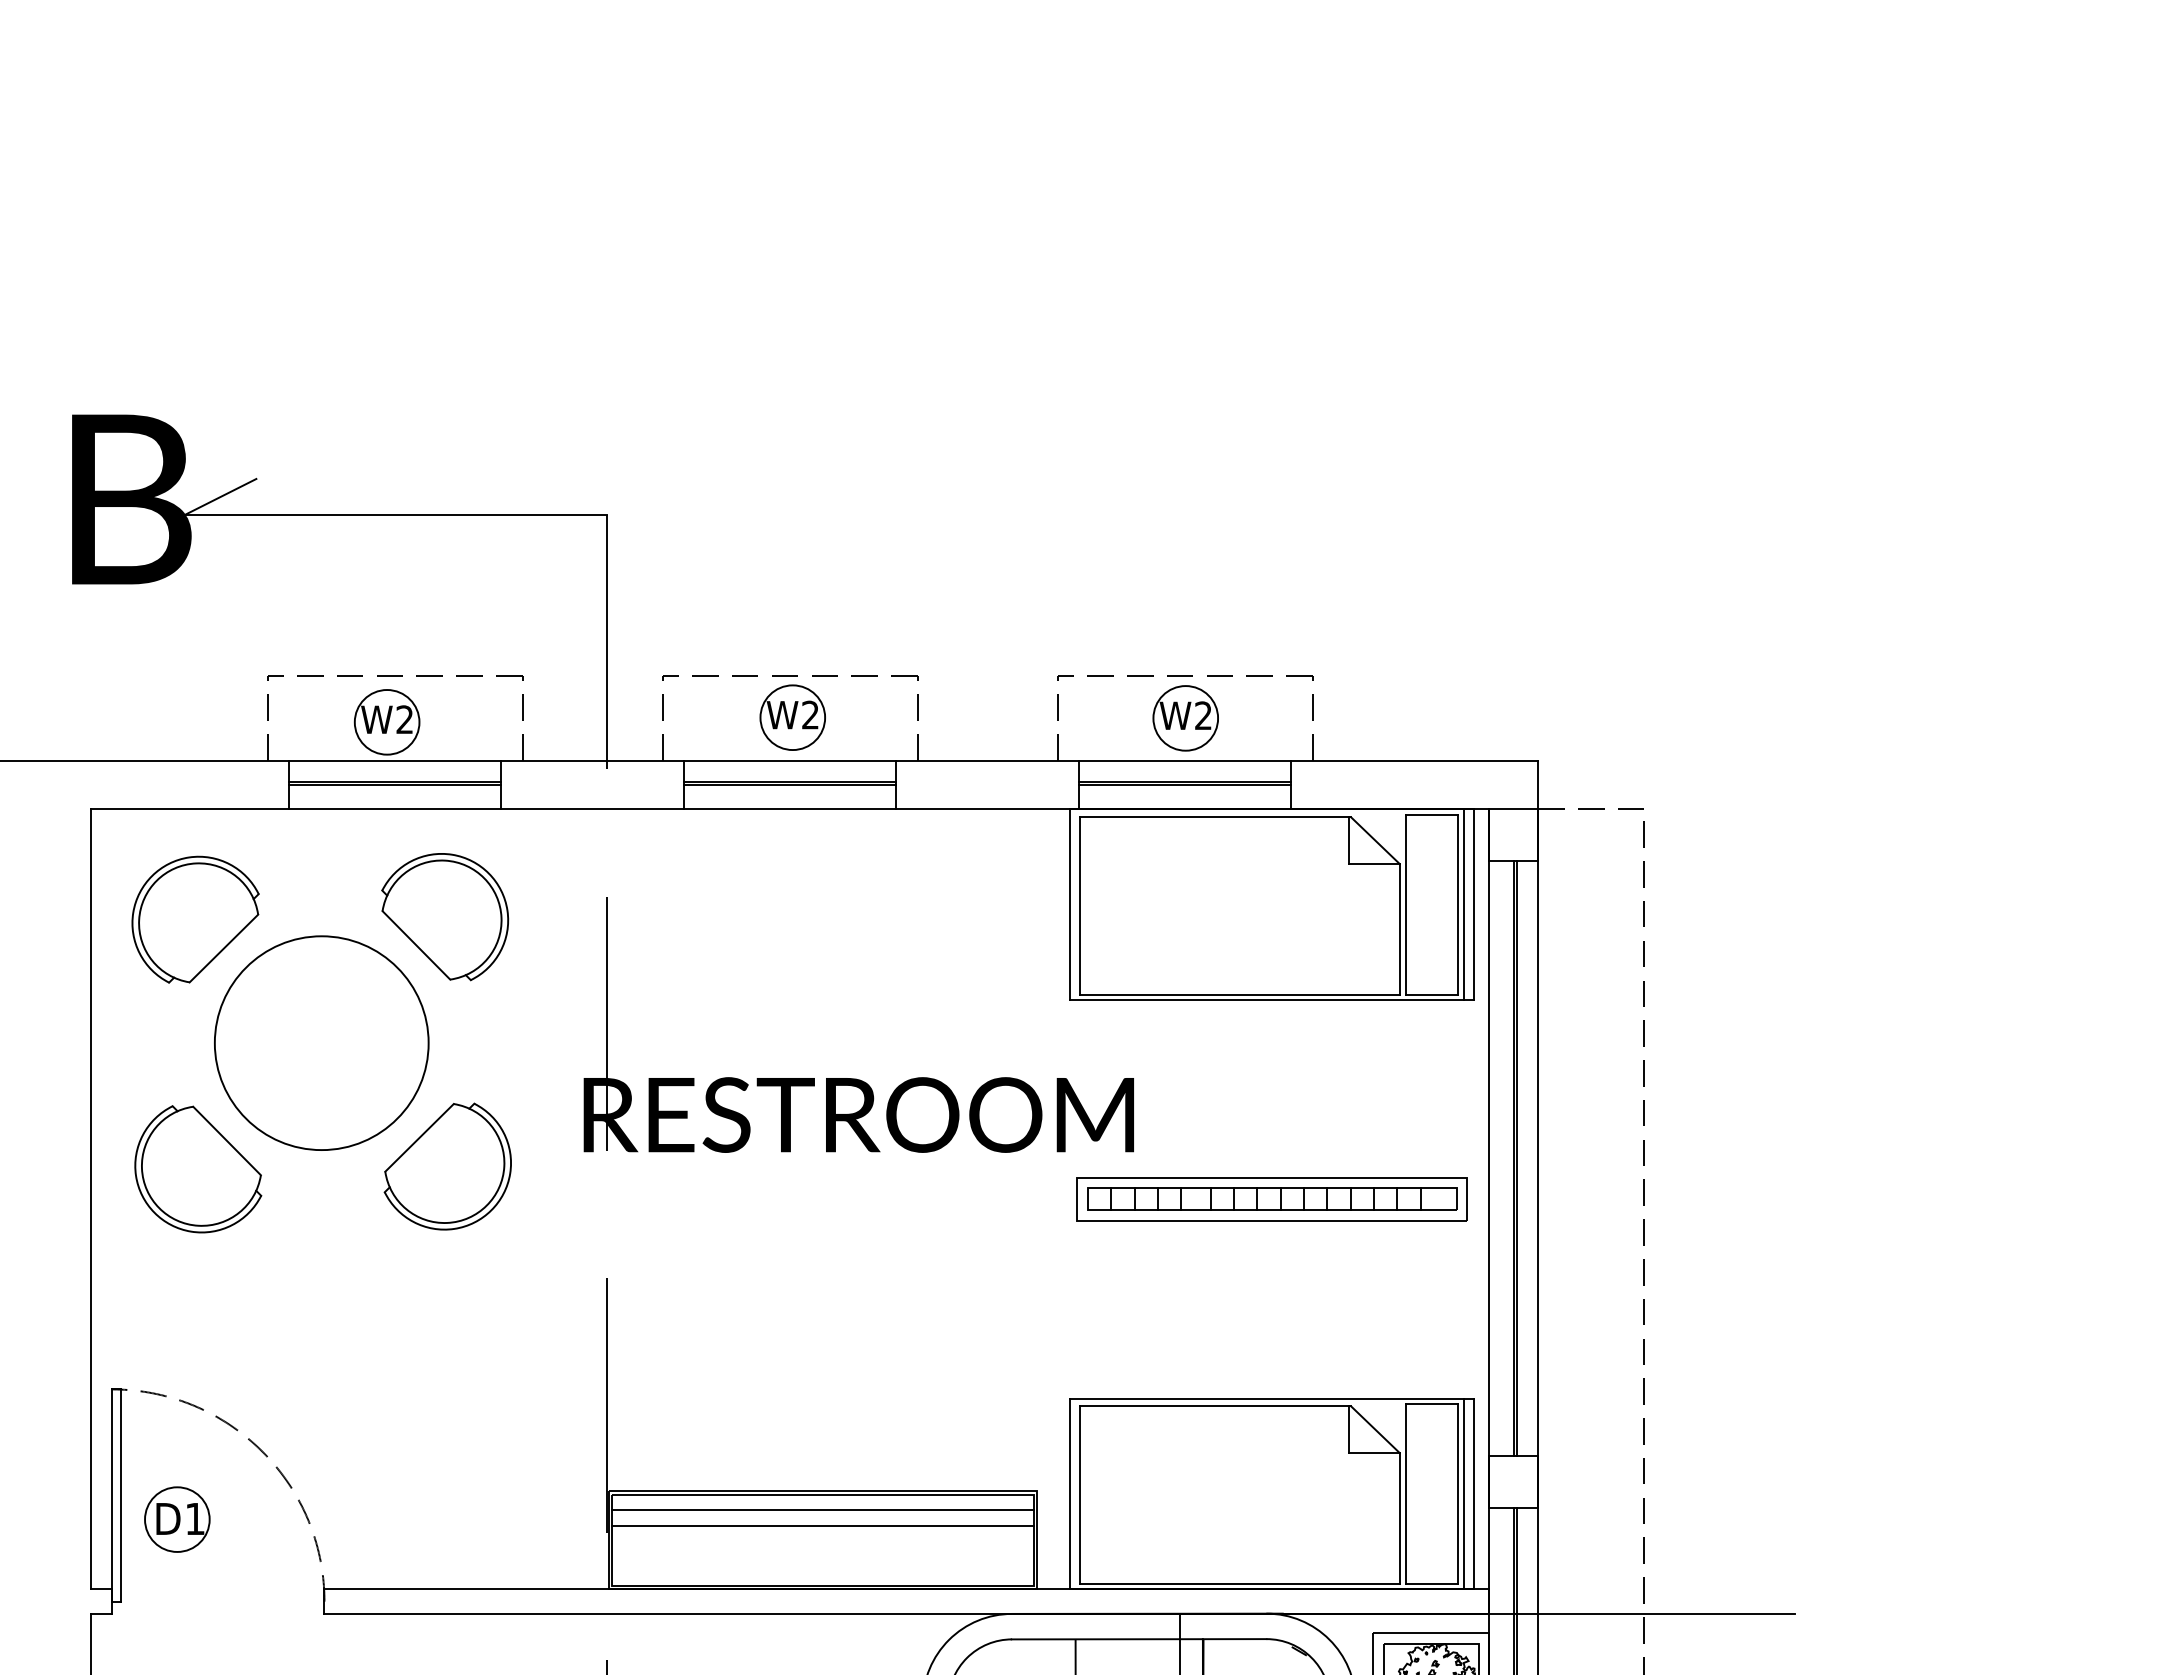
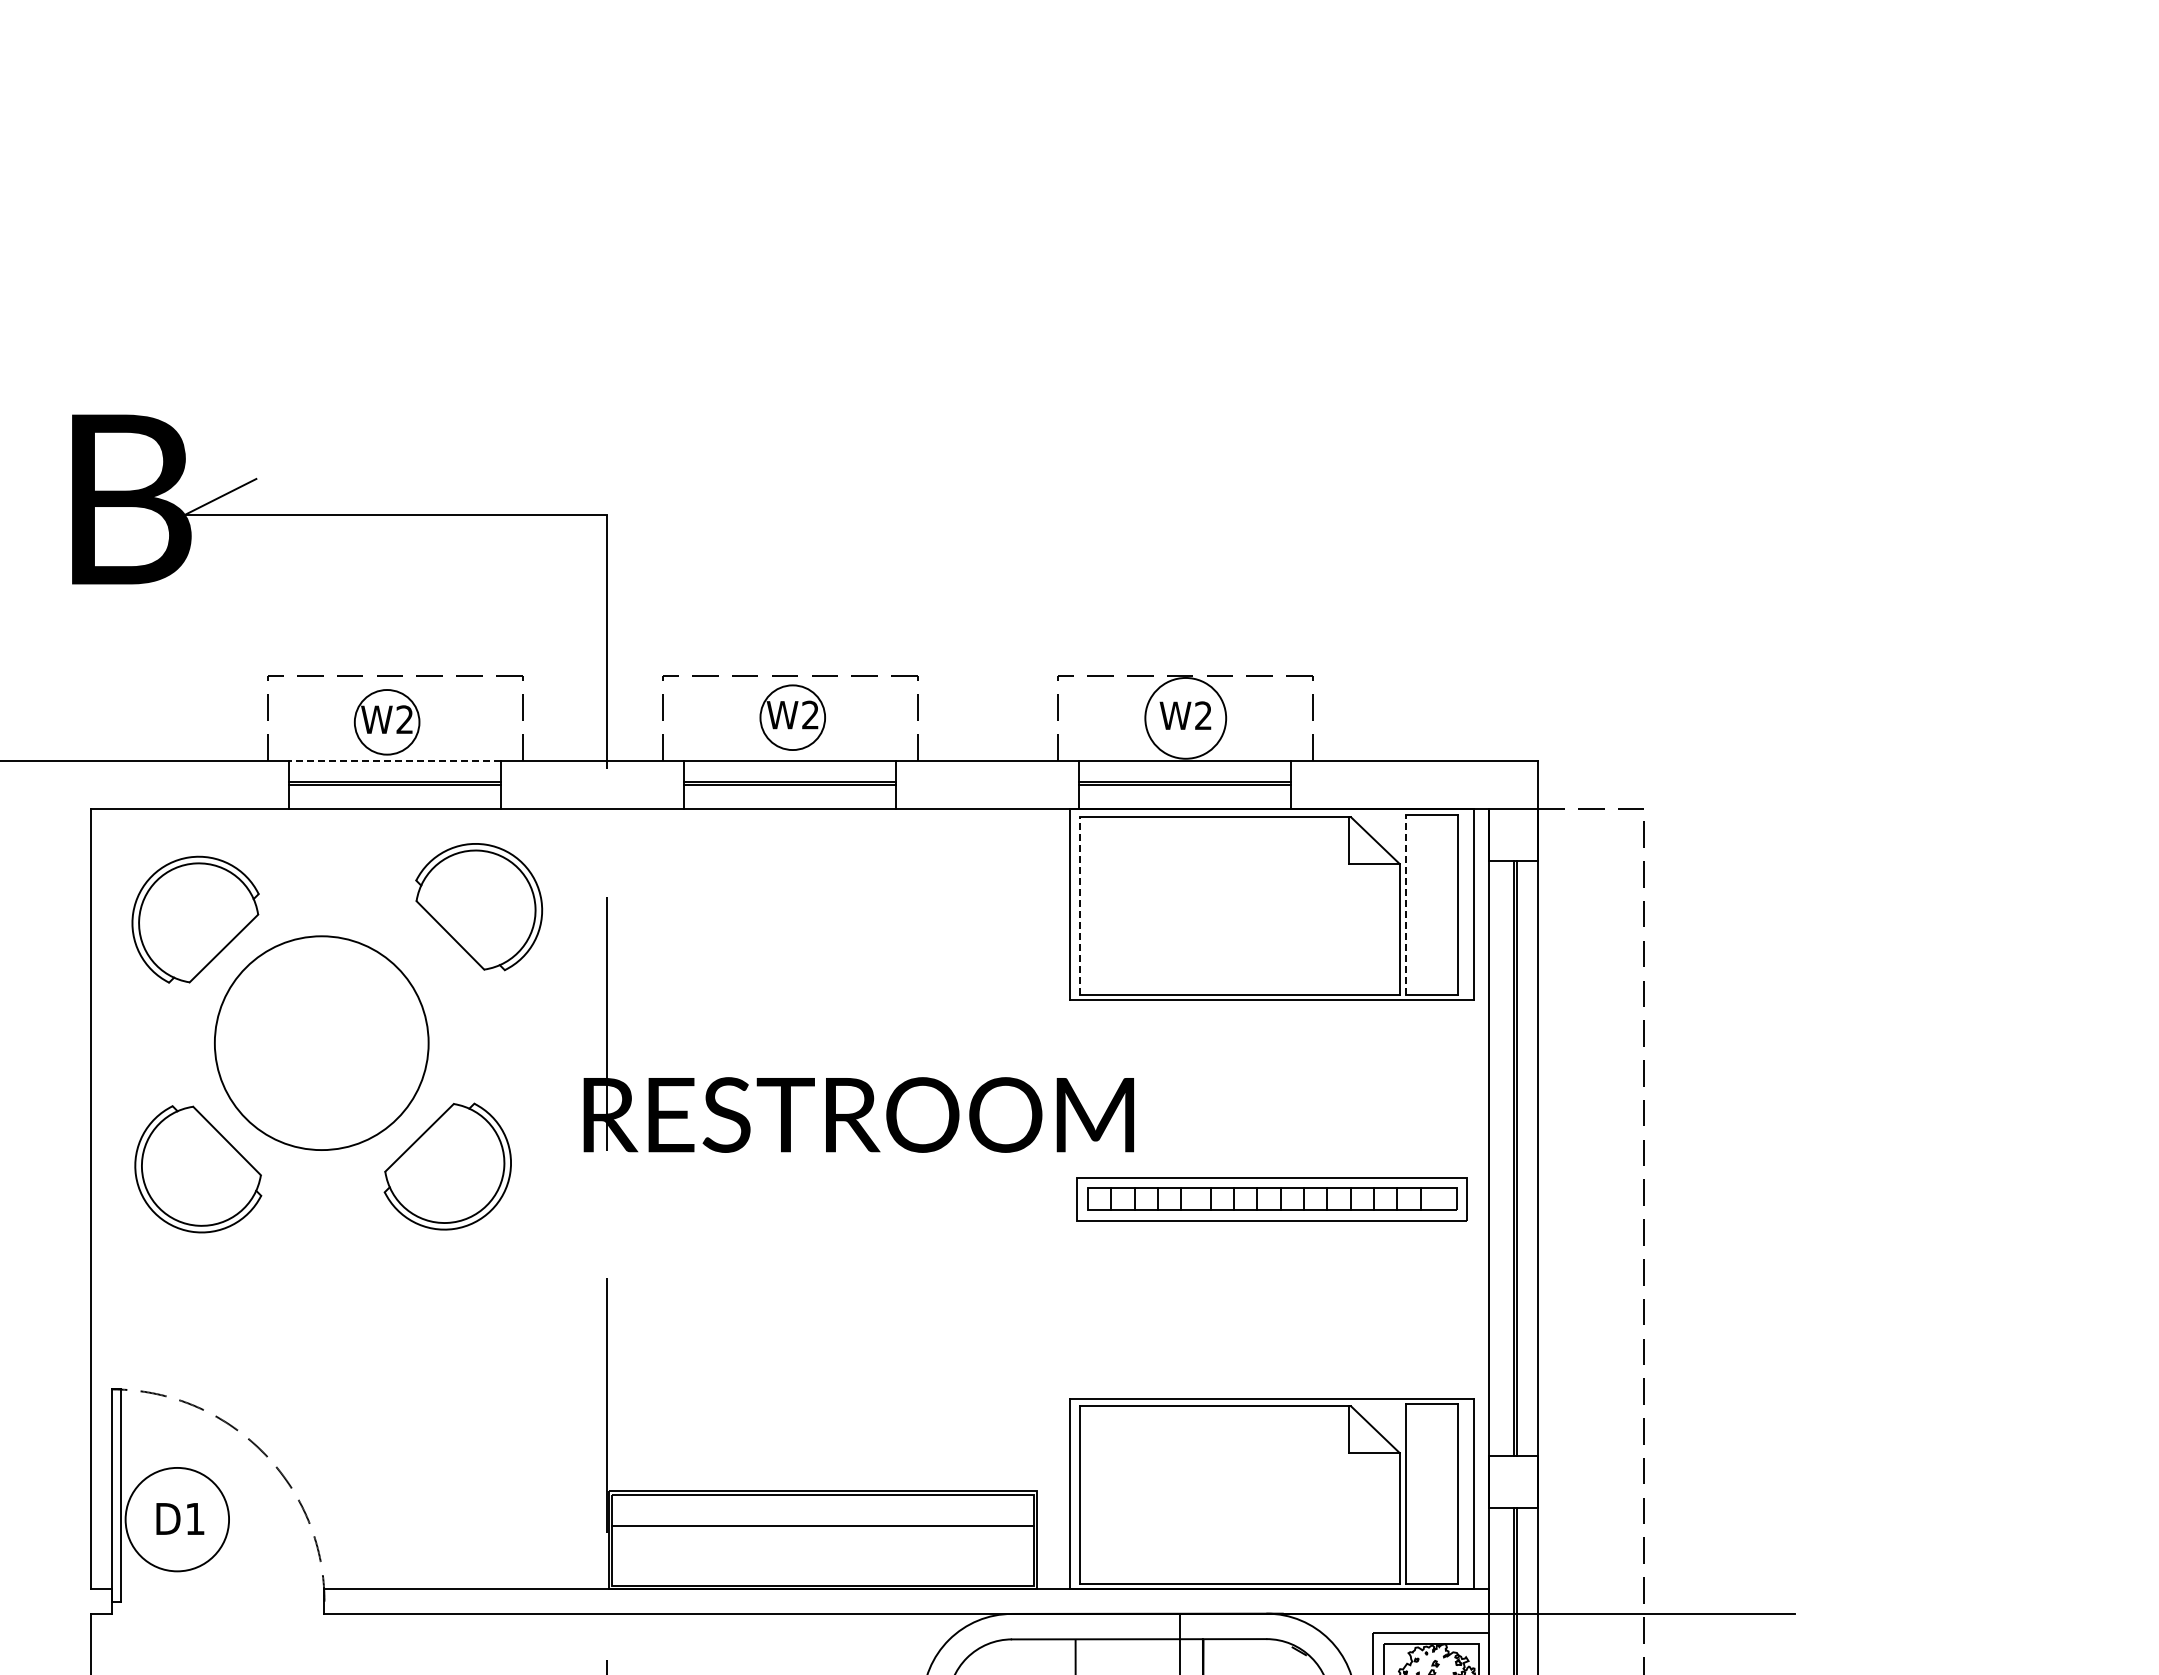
circle diameter: 65 px -> 81 px (1185, 717)
line: solid -> dashed (394, 760)
line: solid -> dashed (1405, 904)
line: present -> none (1463, 904)
line: solid -> dashed (1080, 905)
part position: (445, 917) -> (479, 907) (479, 907)
line: present -> none (1463, 1493)
line: present -> none (822, 1510)
circle diameter: 65 px -> 103 px (177, 1519)
